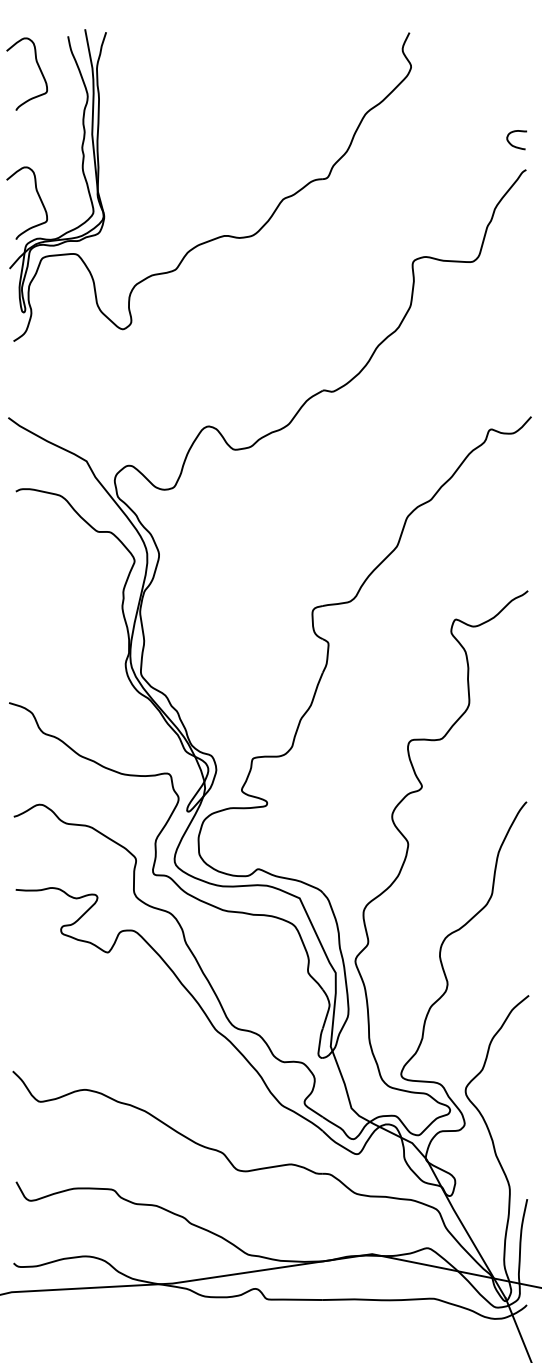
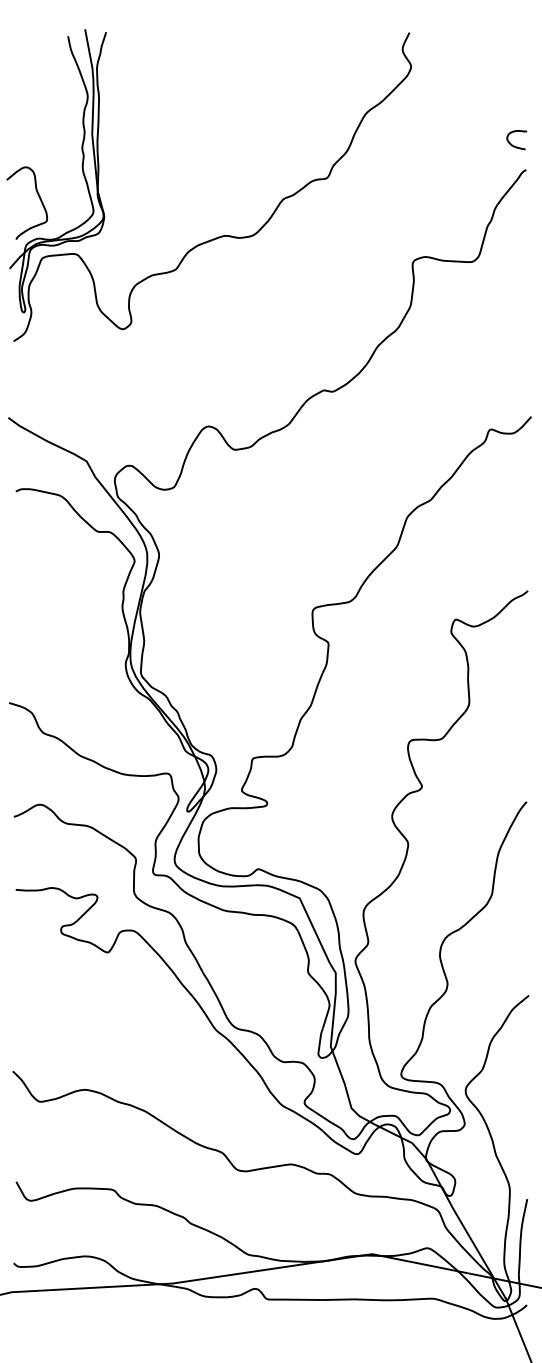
curve: present -> none (38, 68)
